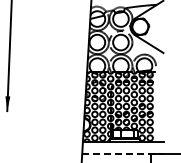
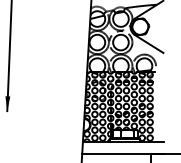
line: dashed -> solid (123, 153)
